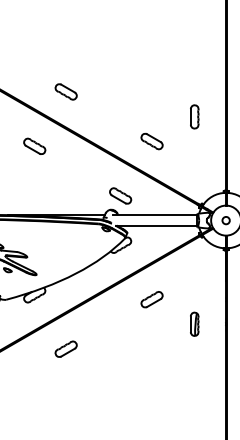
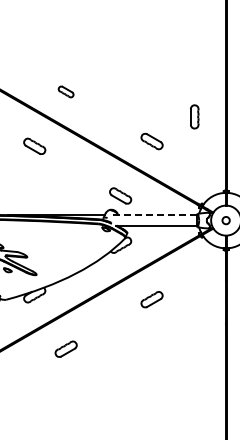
part size: 24x18 px -> 18x14 px (65, 91)
line: solid -> dashed (154, 215)
part: present -> none (194, 323)
